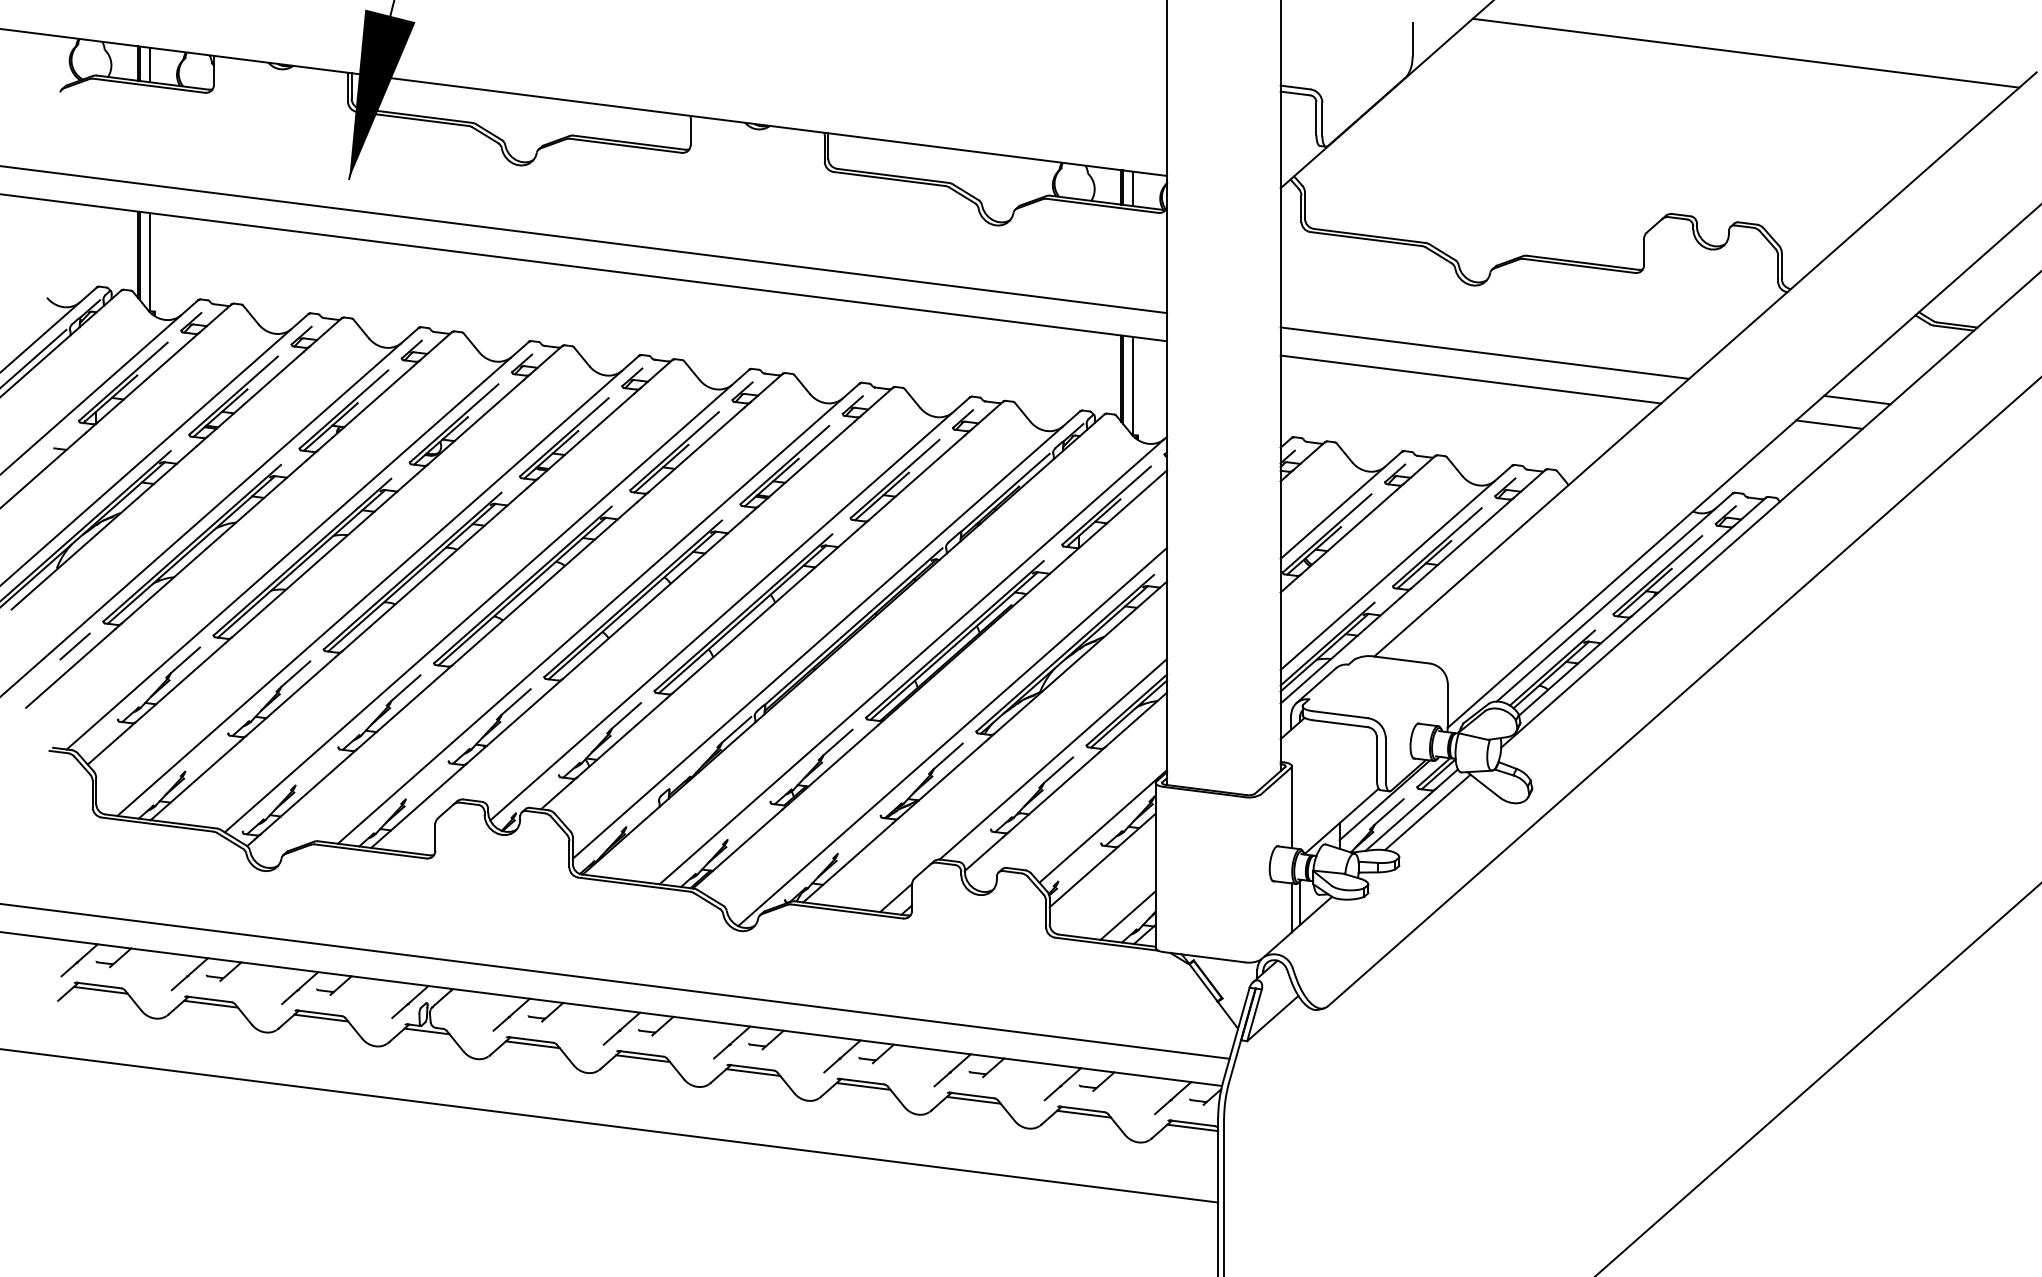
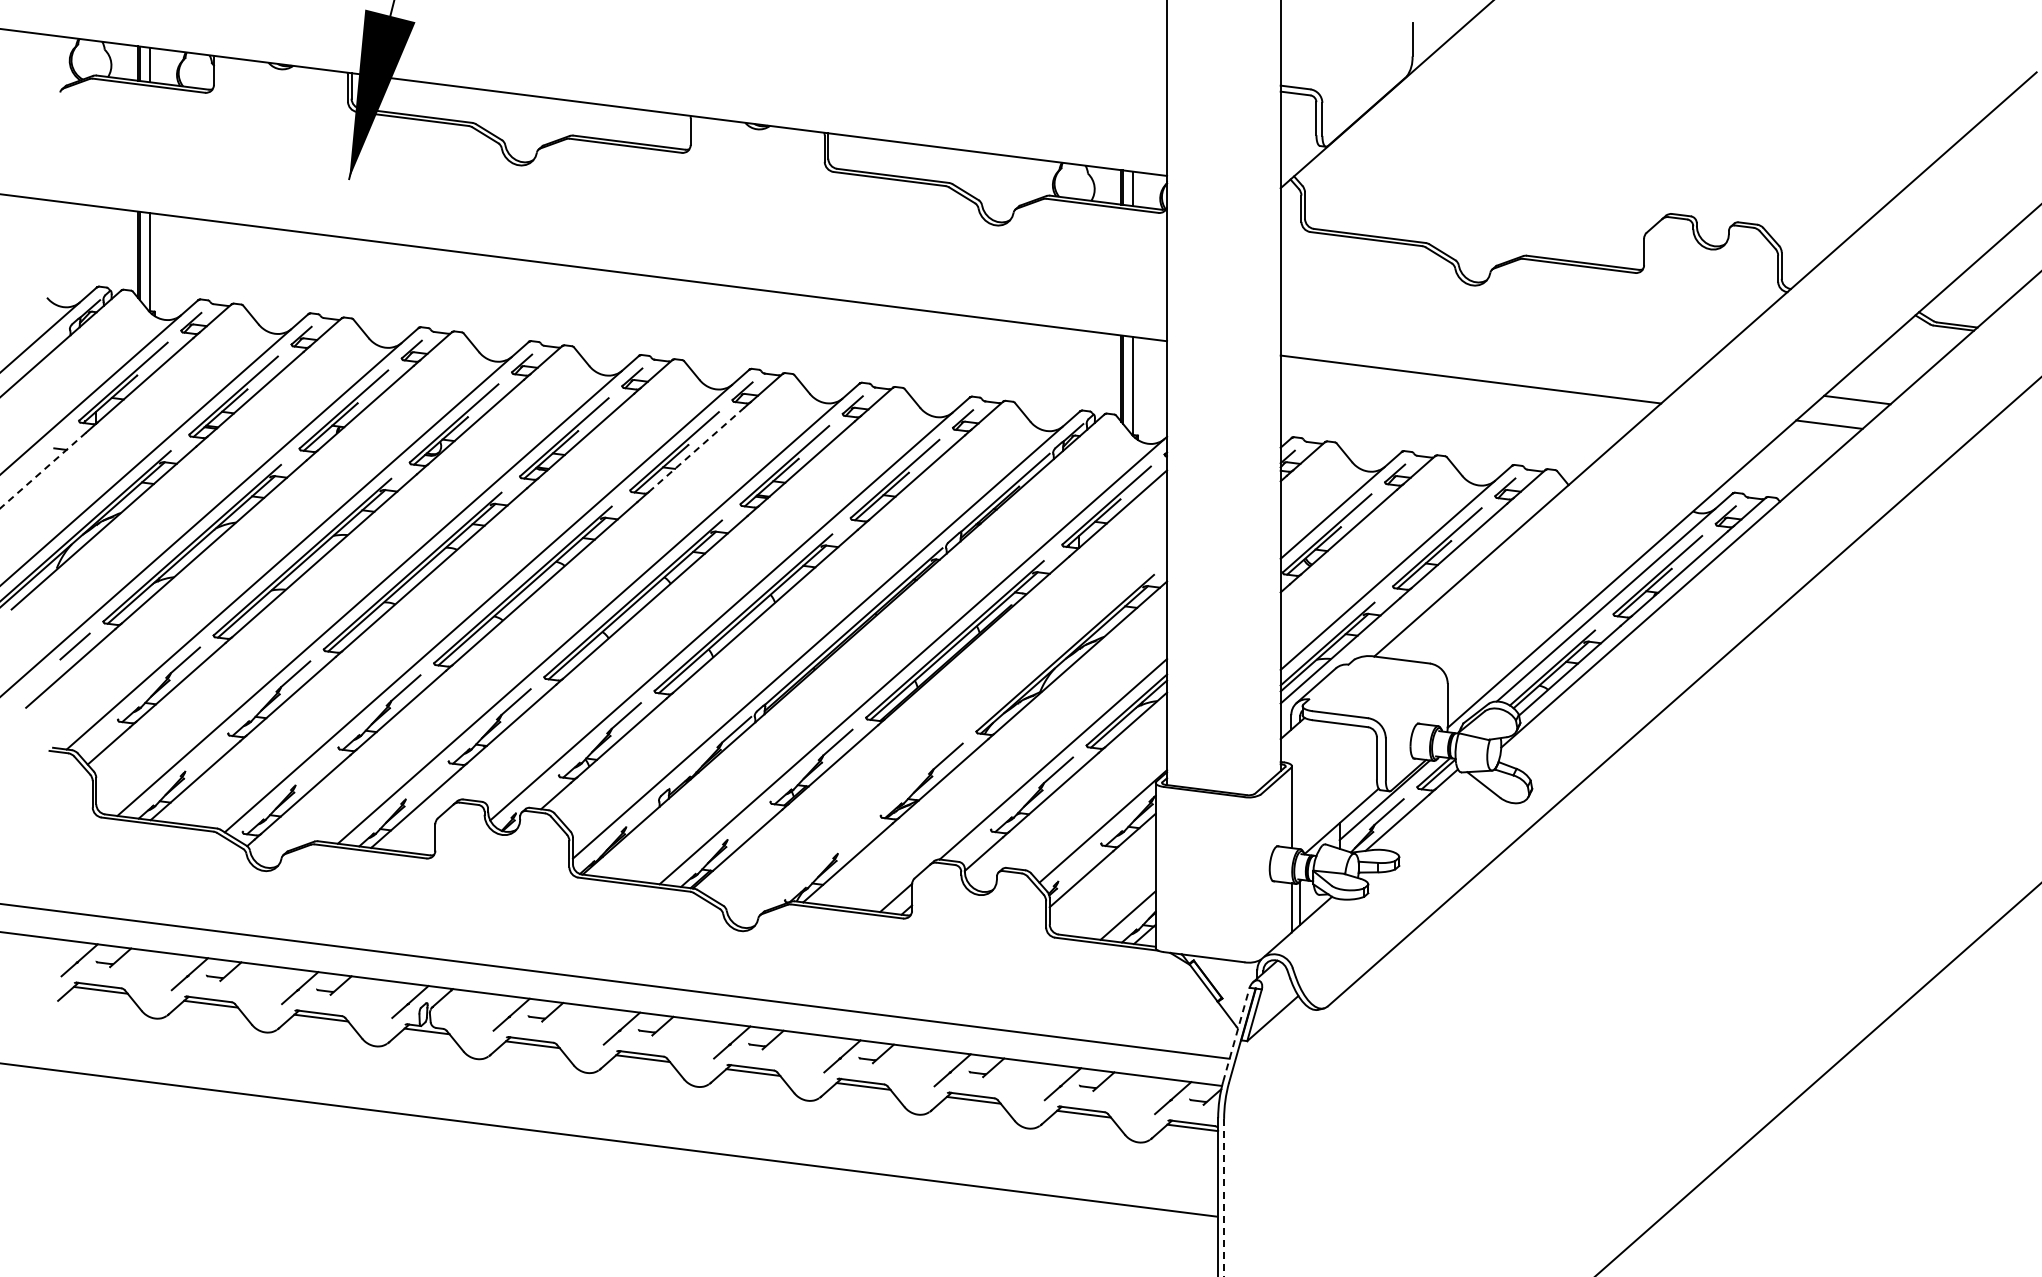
line: present -> none (1745, 52)
line: present -> none (584, 239)
line: present -> none (1484, 352)
line: present -> none (34, 357)
line: solid -> dashed (696, 449)
line: solid -> dashed (42, 470)
line: present -> none (952, 736)
line: present -> none (1427, 812)
line: solid -> dashed (1236, 1034)
line position: (610, 1125) -> (609, 1139) (609, 1139)
line: solid -> dashed (1224, 1197)
